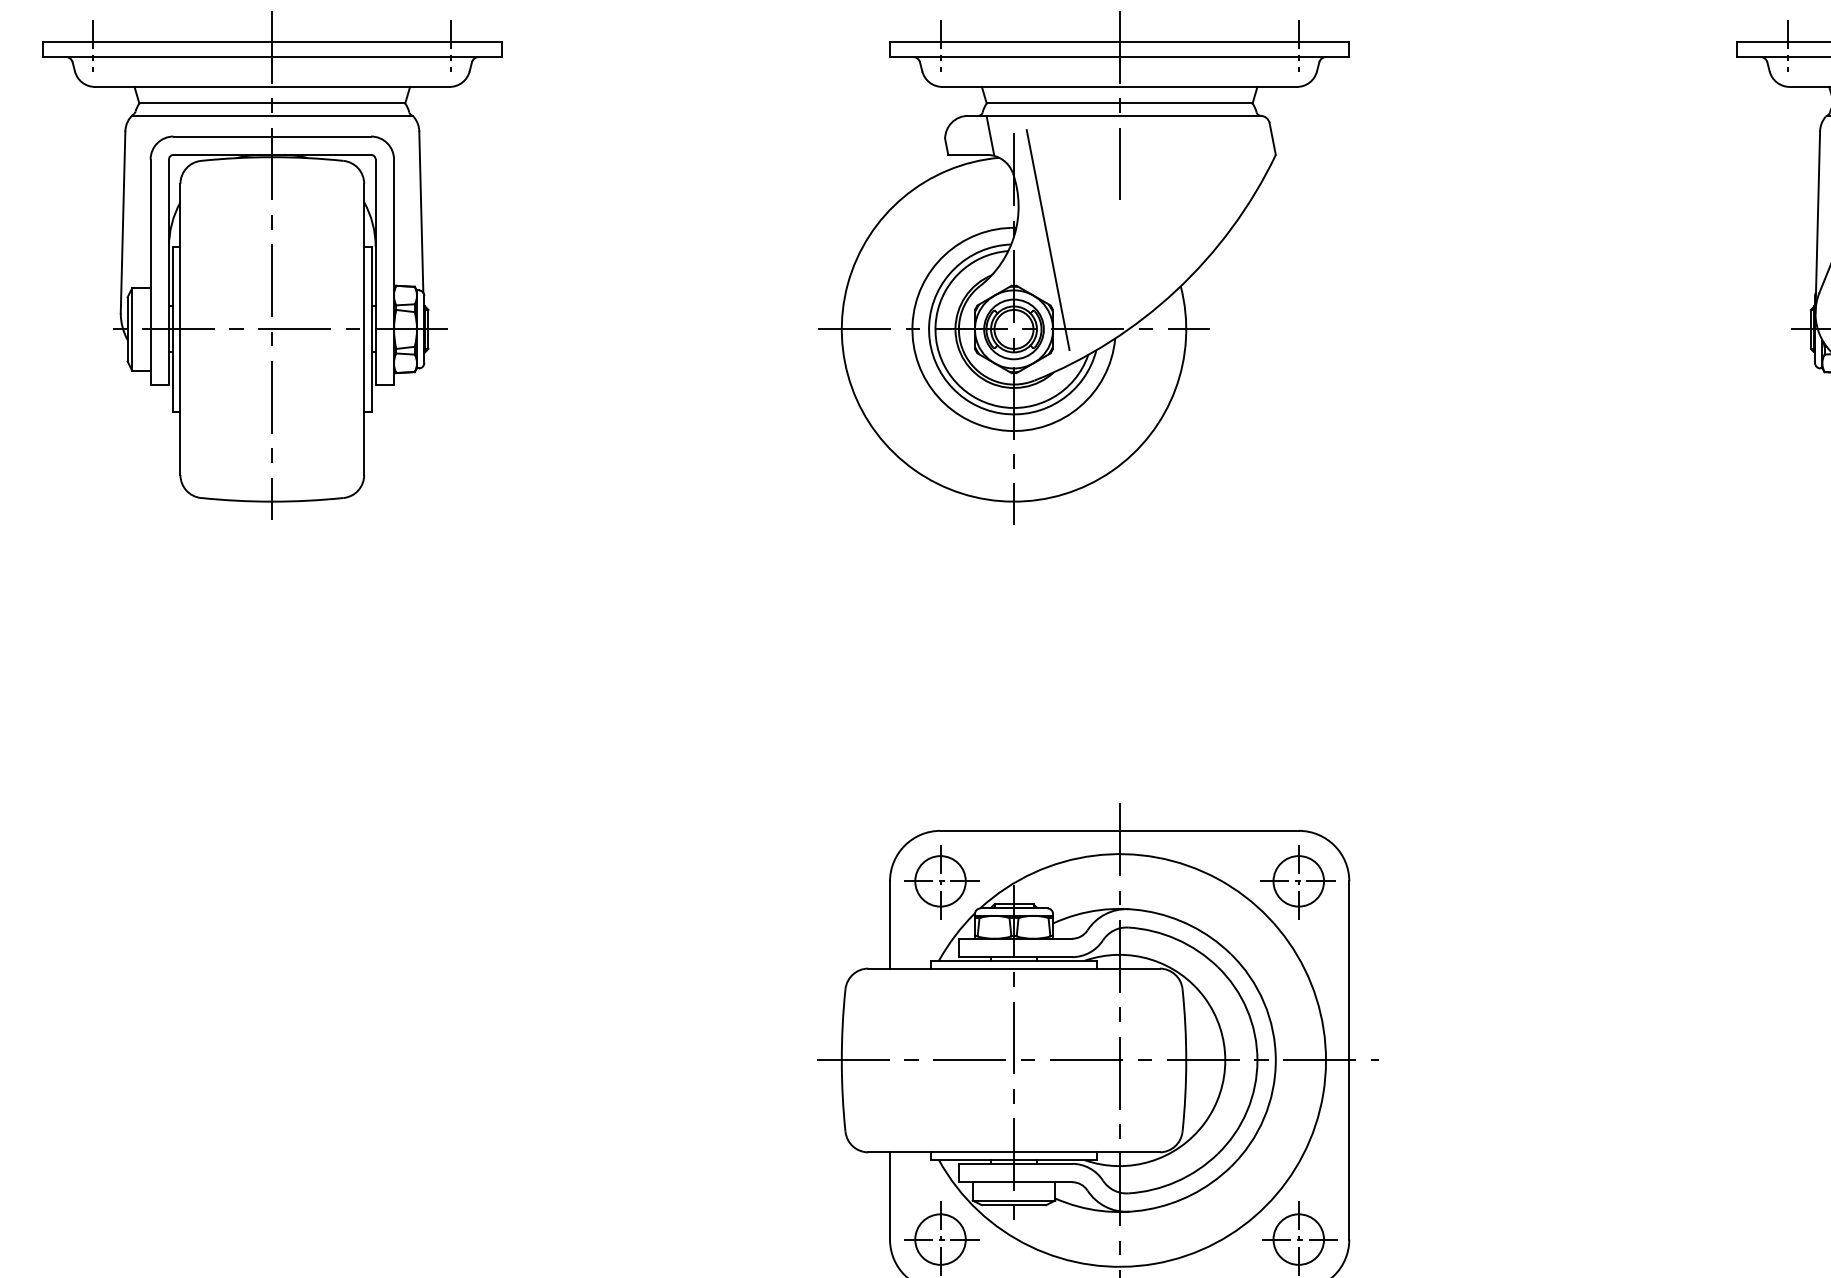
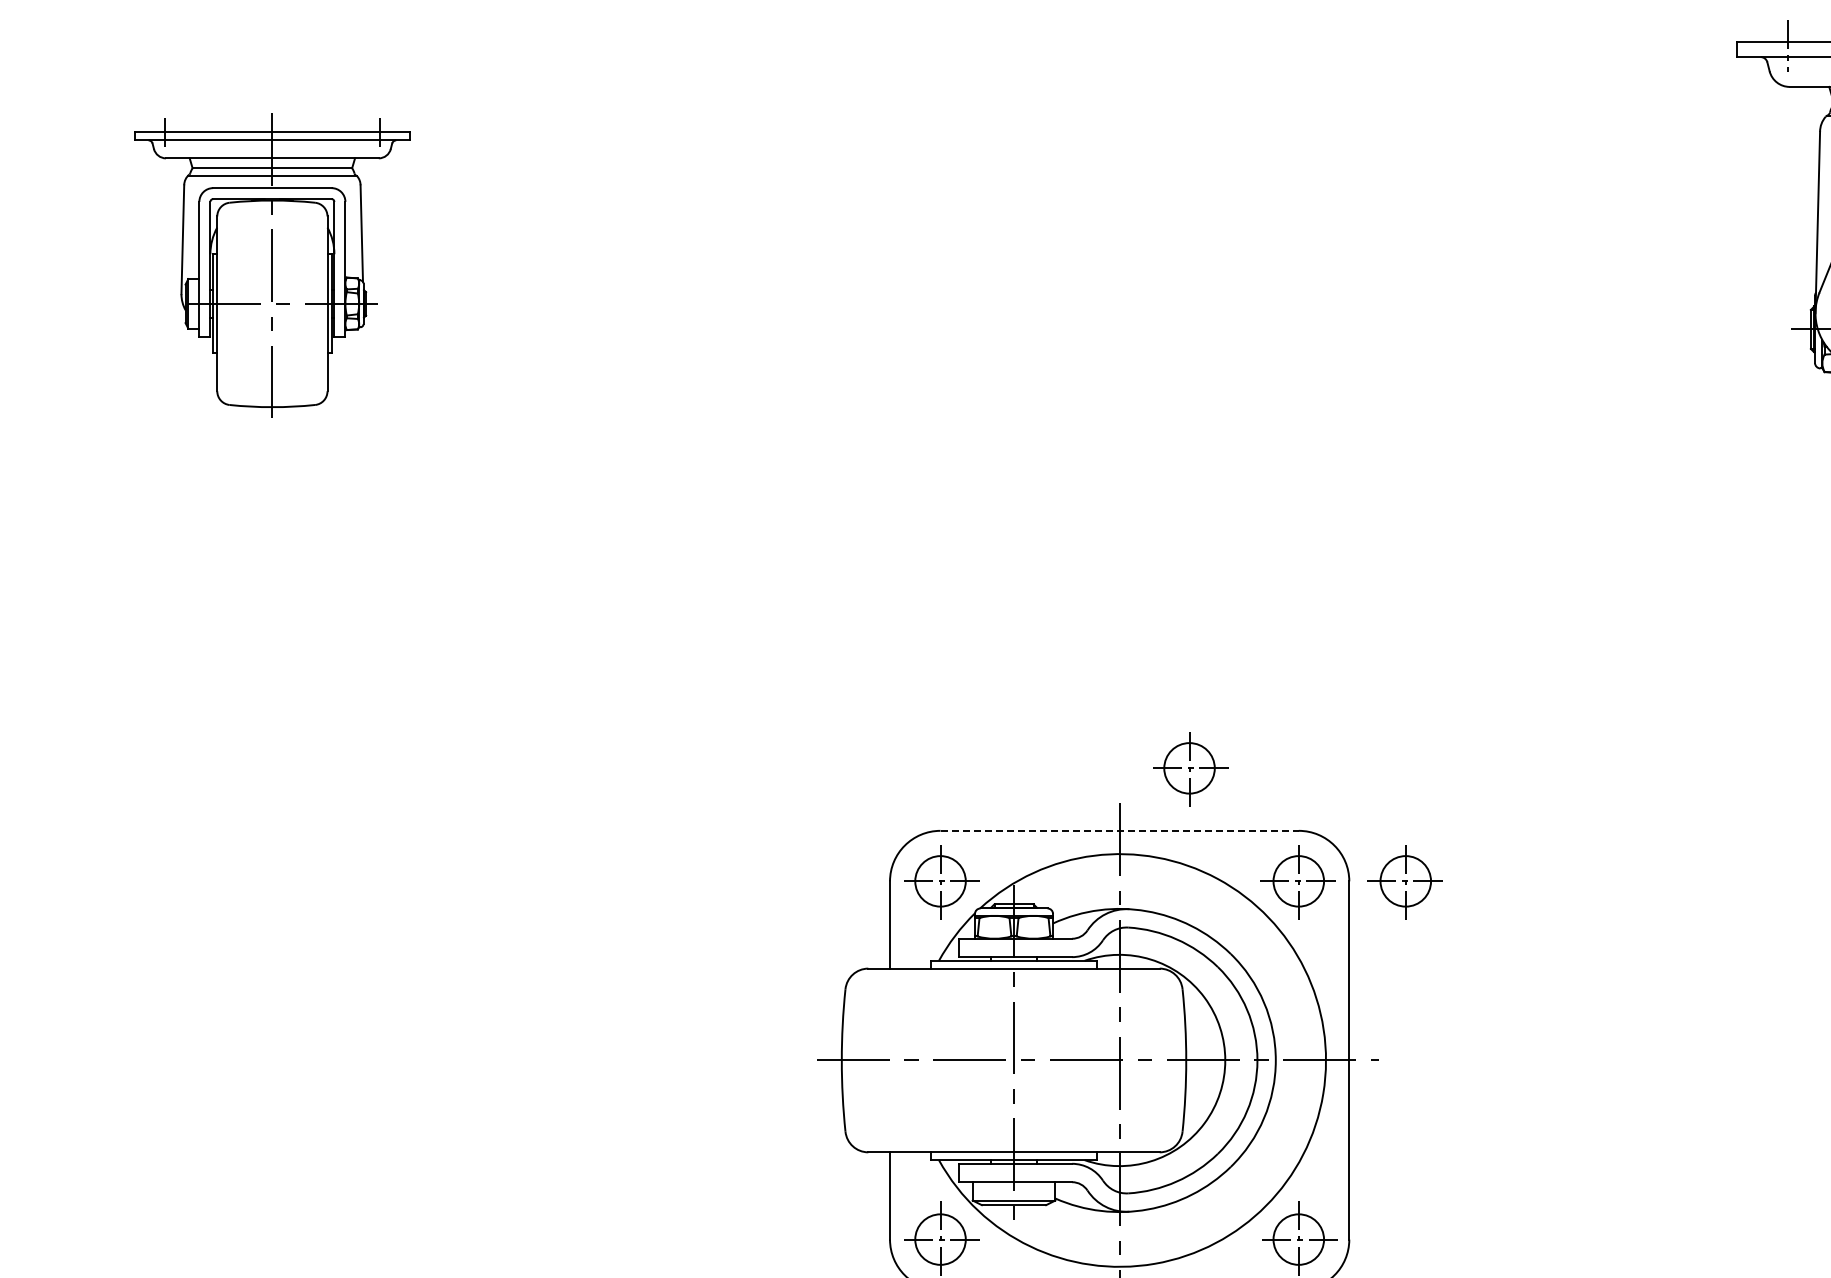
part size: 461x509 px -> 277x305 px (272, 265)
part: present -> none (1083, 267)
part: none -> present (1190, 769)
line: solid -> dashed (1120, 830)
part: none -> present (1404, 882)
